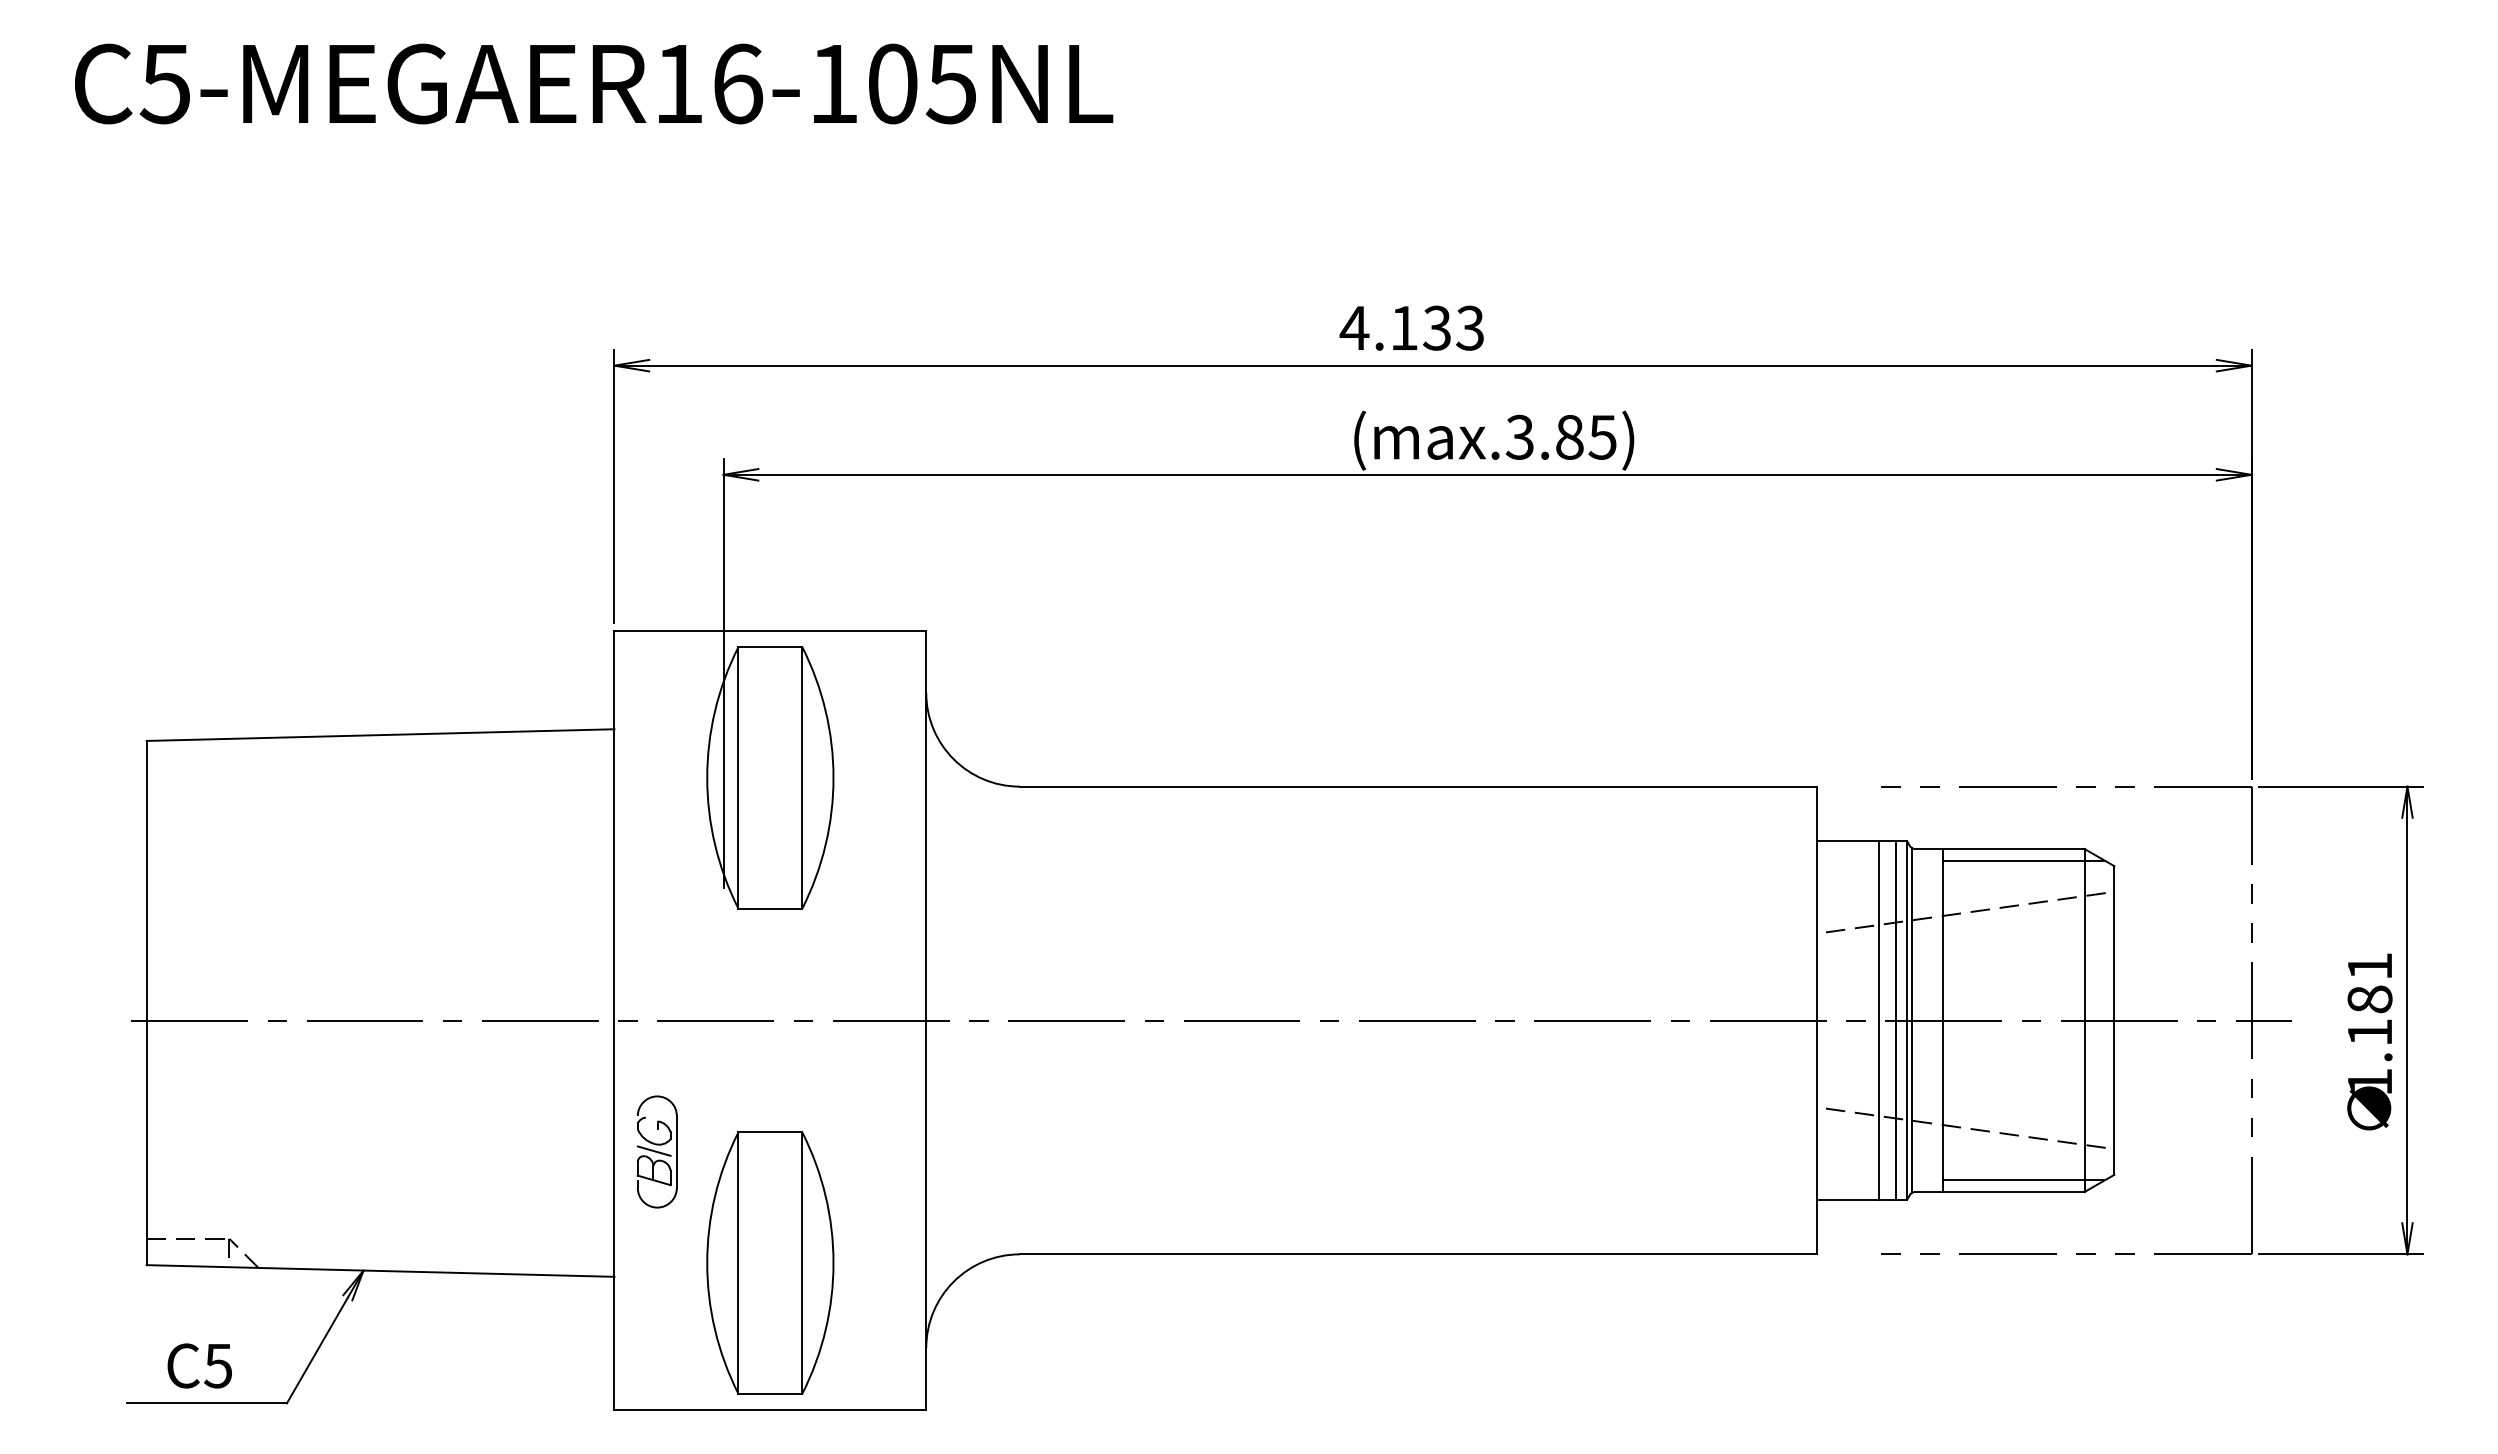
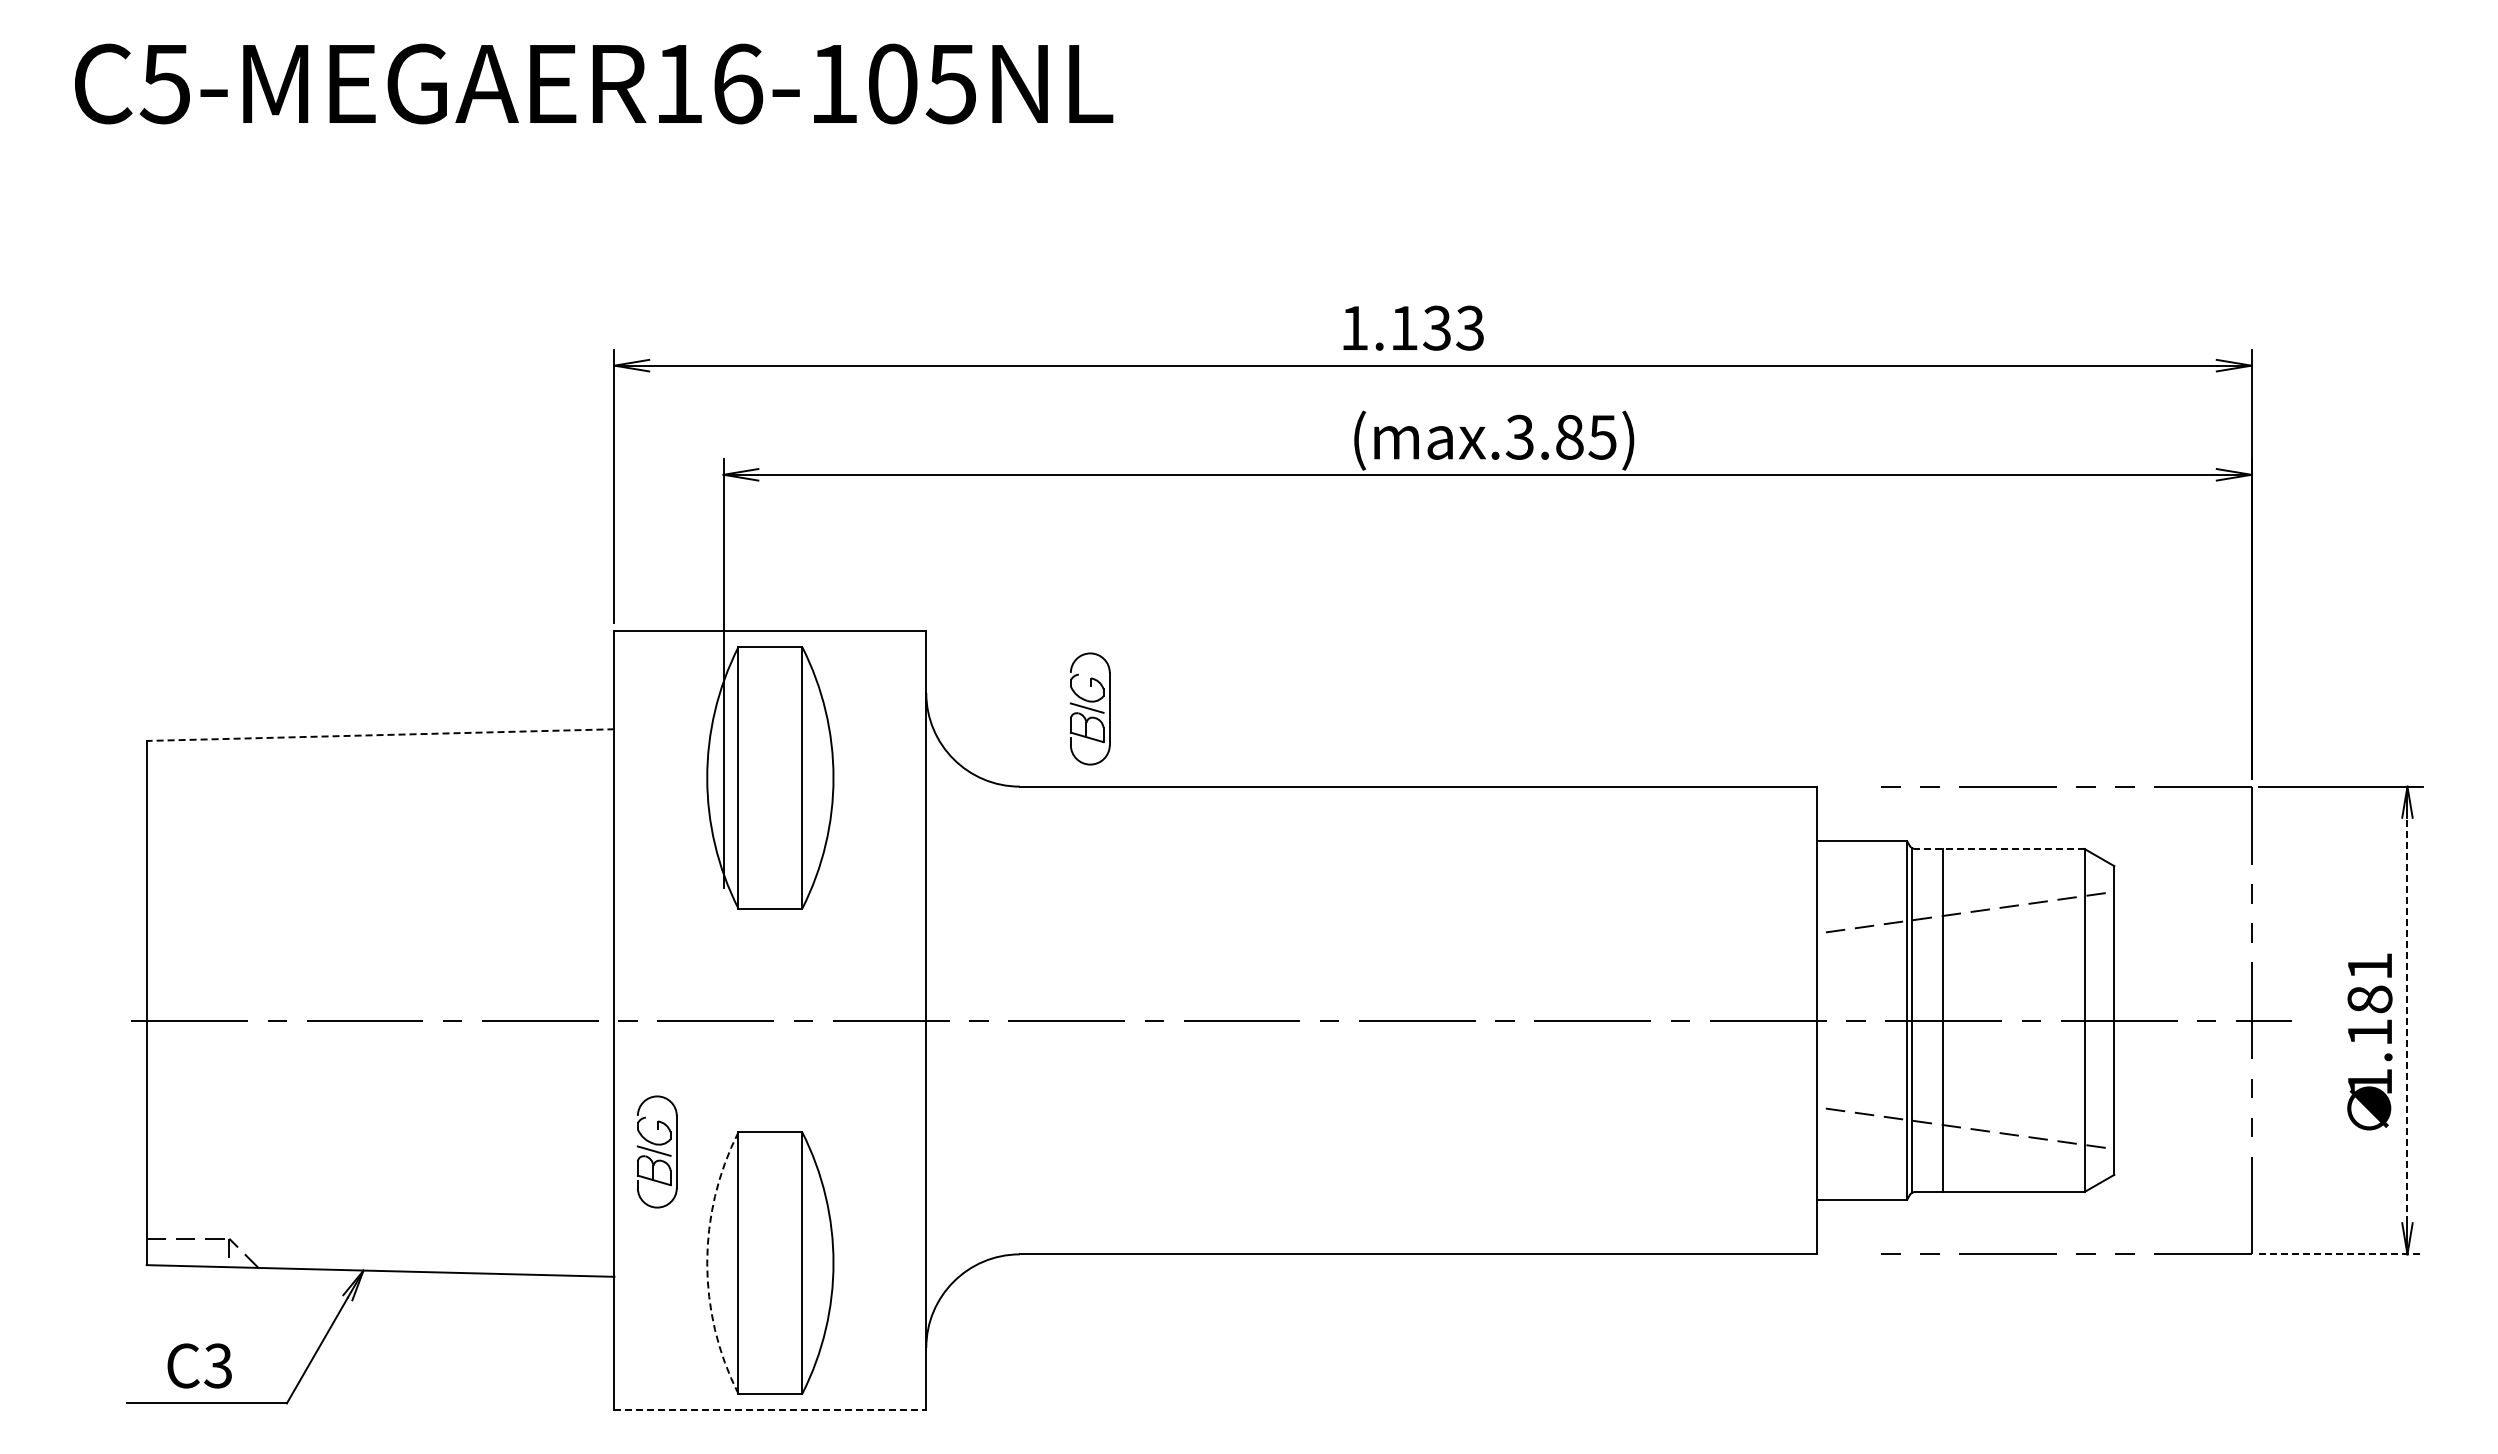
text: 4.133 -> 1.133 (1354, 327)
part: none -> present (1089, 708)
line: solid -> dashed (380, 735)
line: solid -> dashed (1999, 849)
line: present -> none (2023, 860)
line: present -> none (1878, 1020)
line: present -> none (1896, 1020)
line: solid -> dashed (2407, 1020)
line: present -> none (2023, 1180)
line: solid -> dashed (2341, 1254)
arc: solid -> dashed (707, 1263)
text: C5 -> C3 (217, 1365)
line: solid -> dashed (770, 1410)
